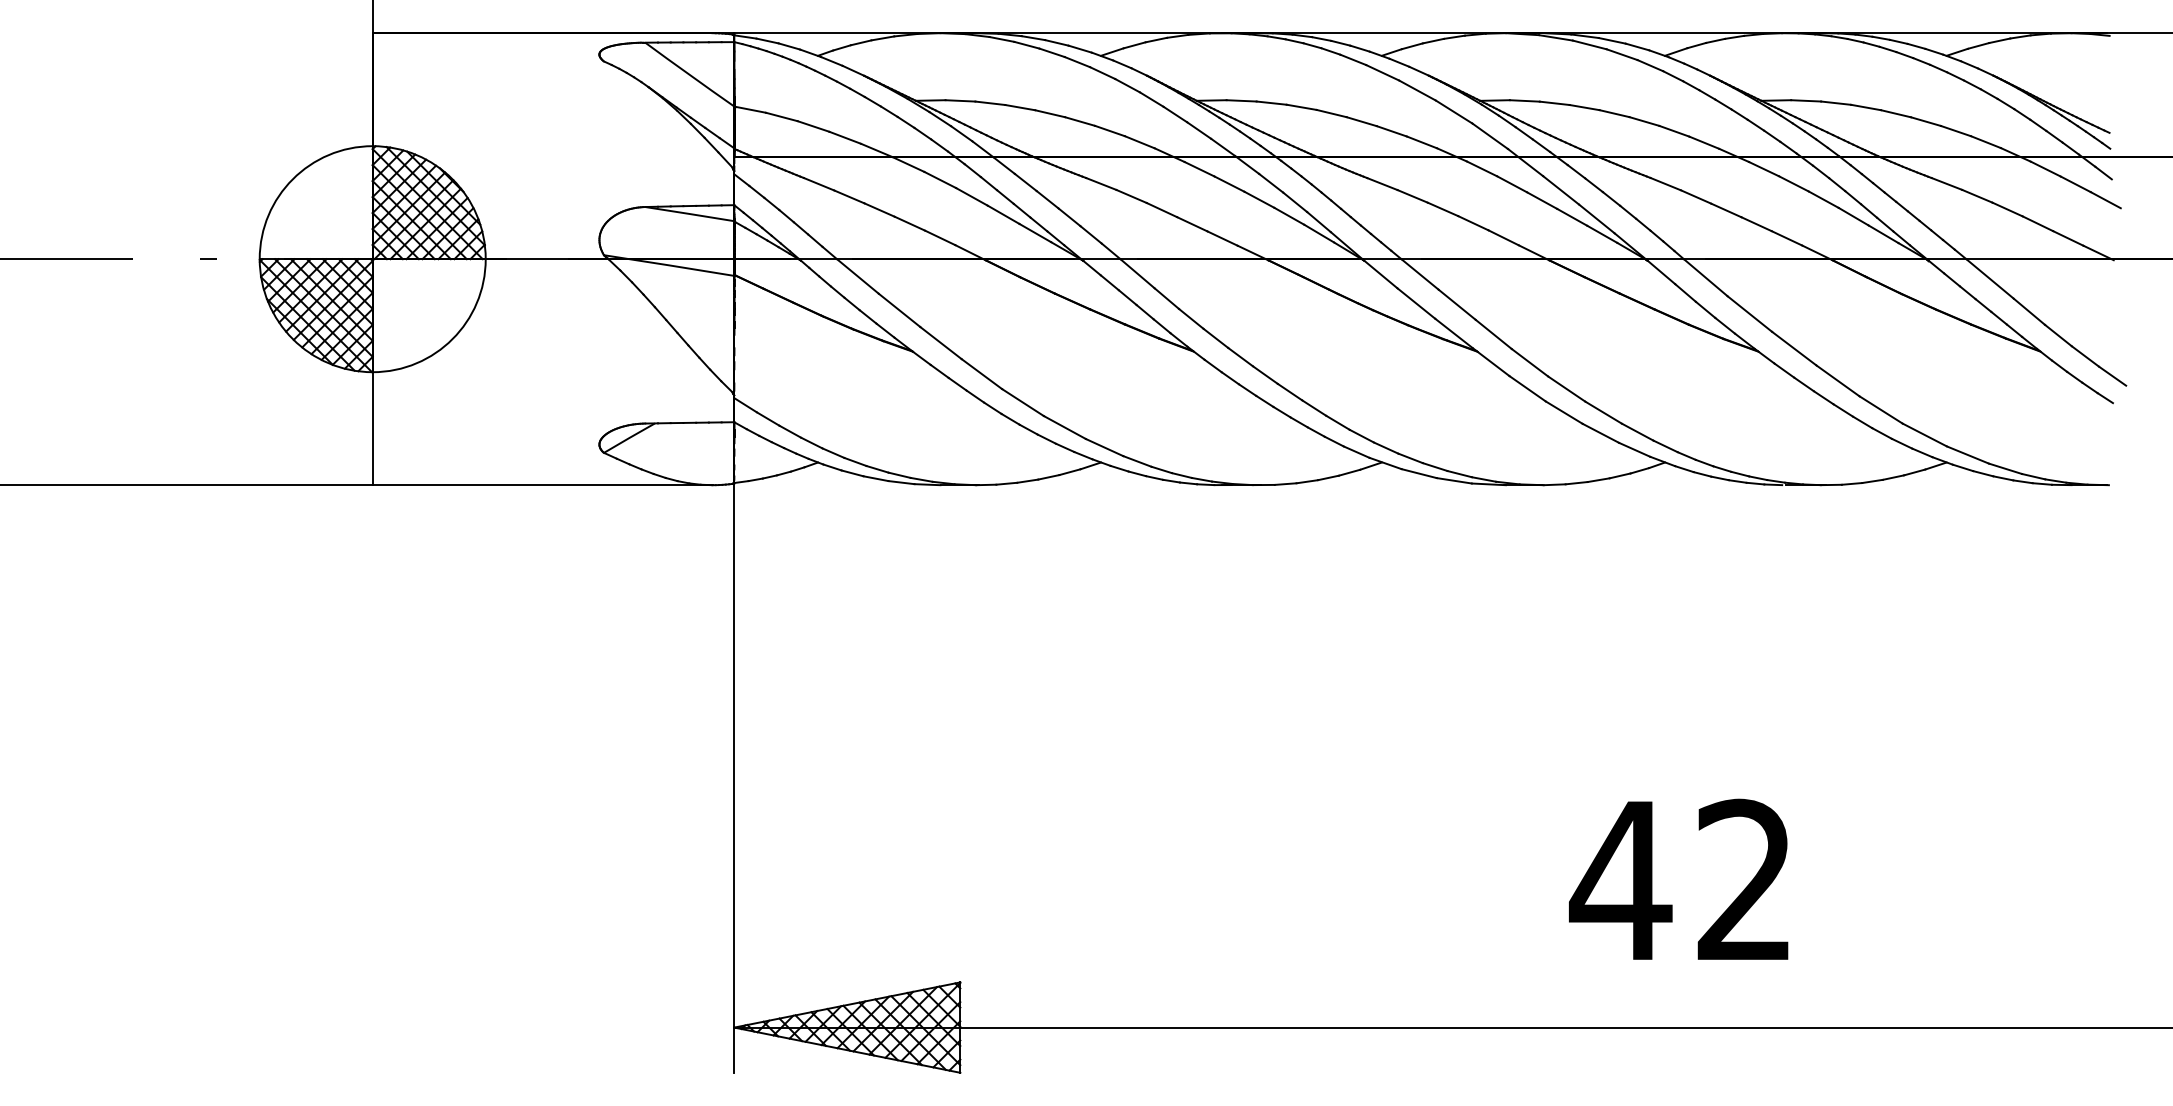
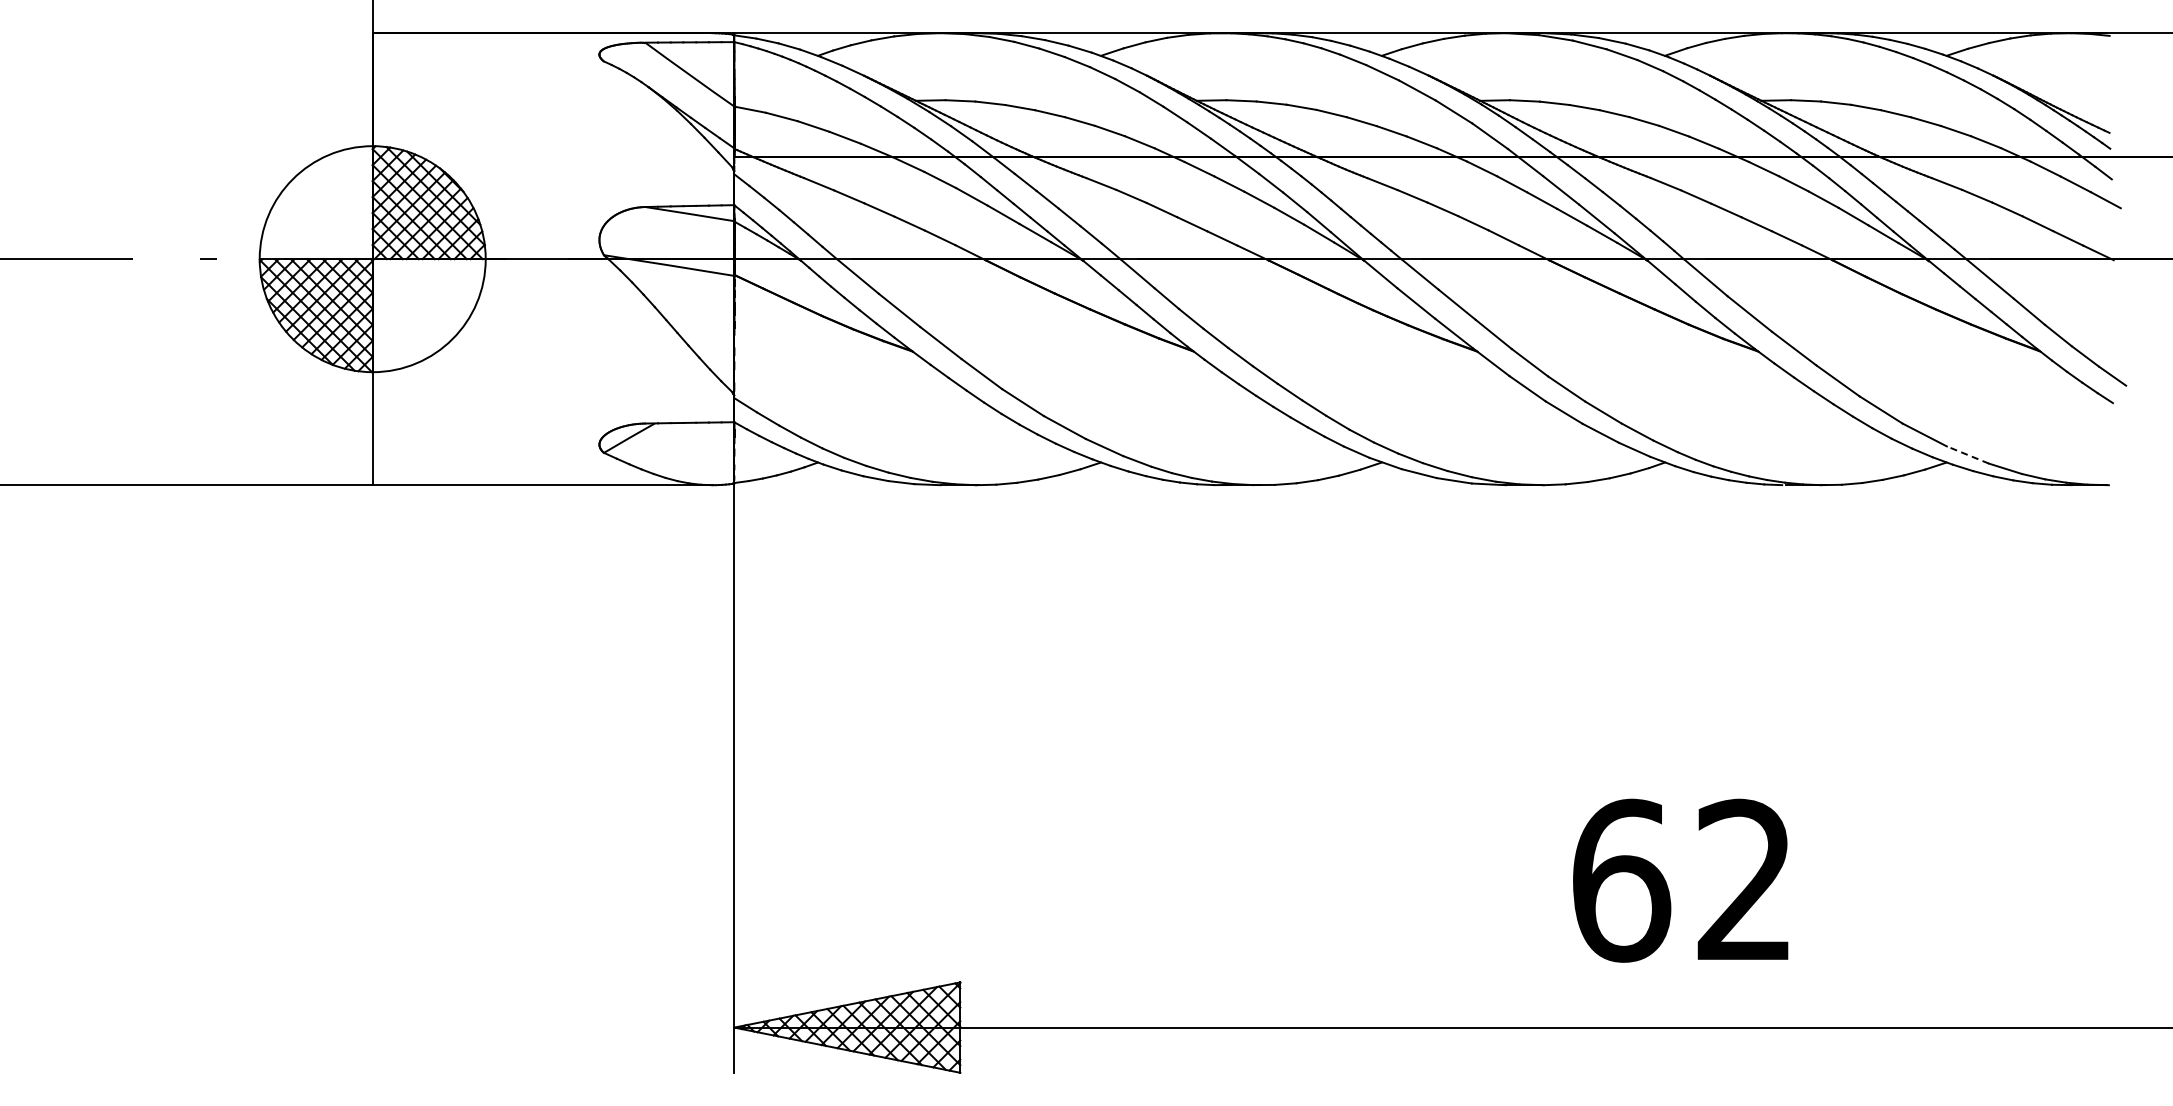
line: solid -> dashed (1967, 455)
text: 42 -> 62 (1620, 880)
